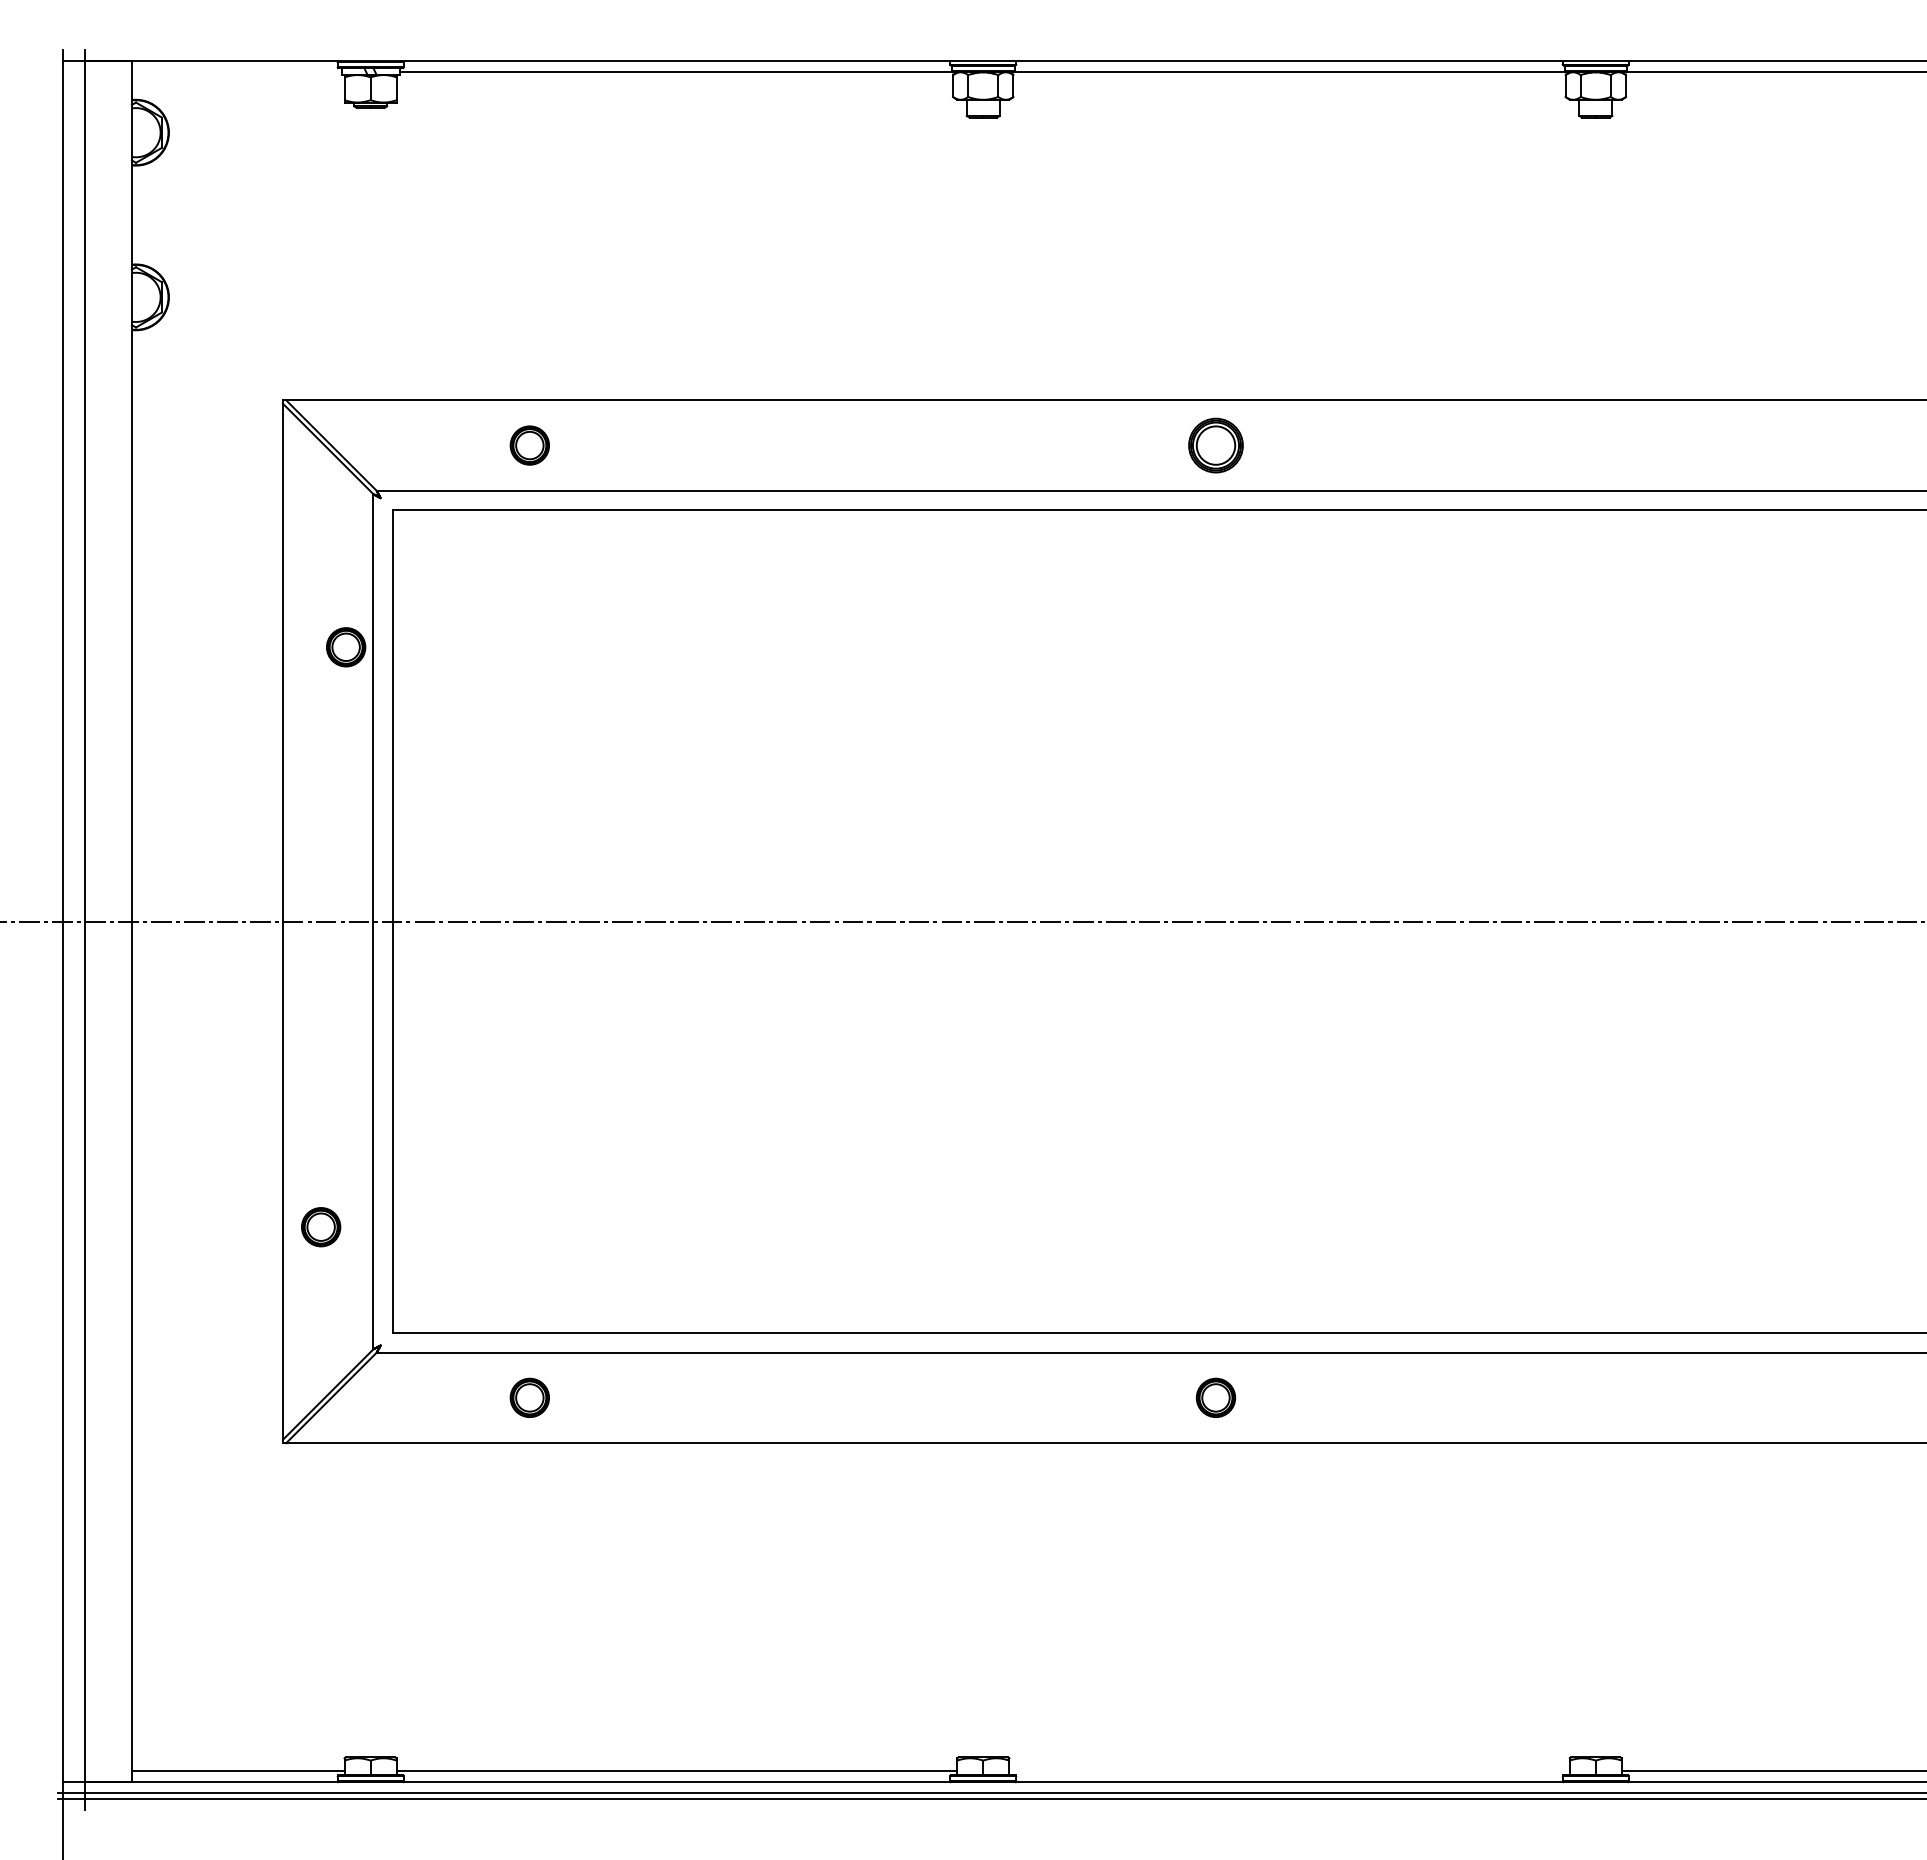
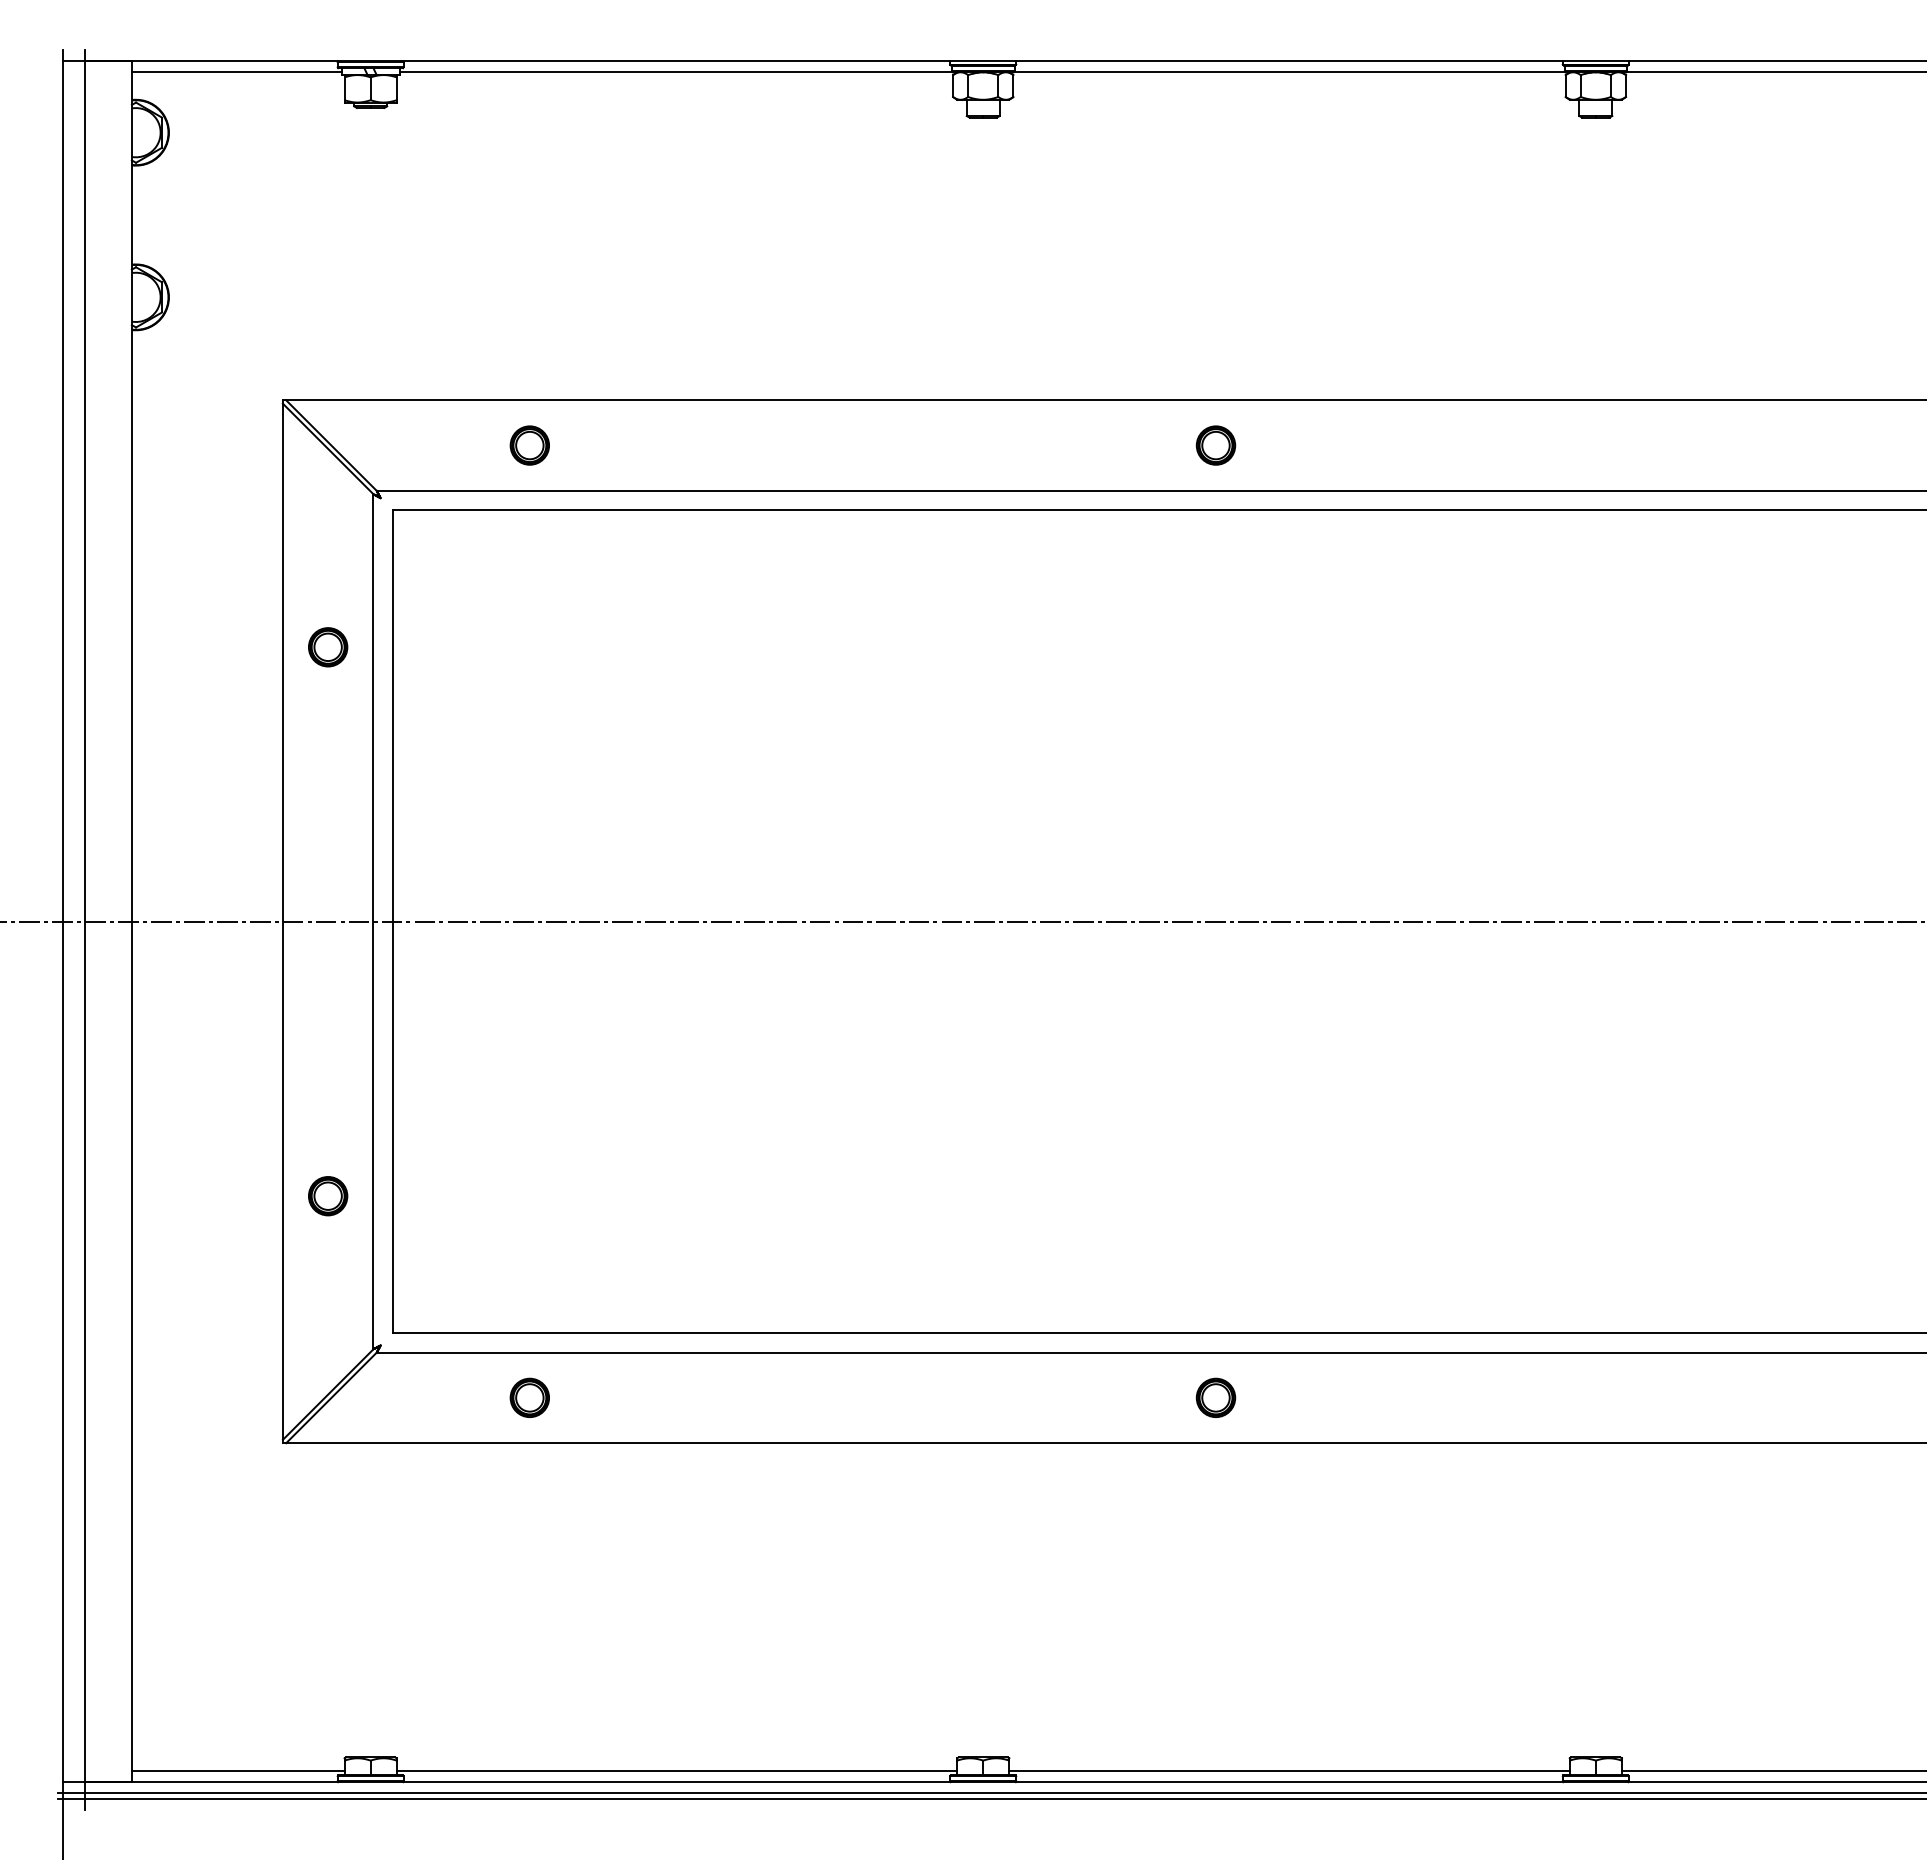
line: none -> present (236, 72)
part size: 56x57 px -> 42x41 px (1215, 445)
part position: (346, 647) -> (328, 647) (328, 647)
part position: (321, 1227) -> (328, 1196) (328, 1196)
line: none -> present (1289, 1771)
